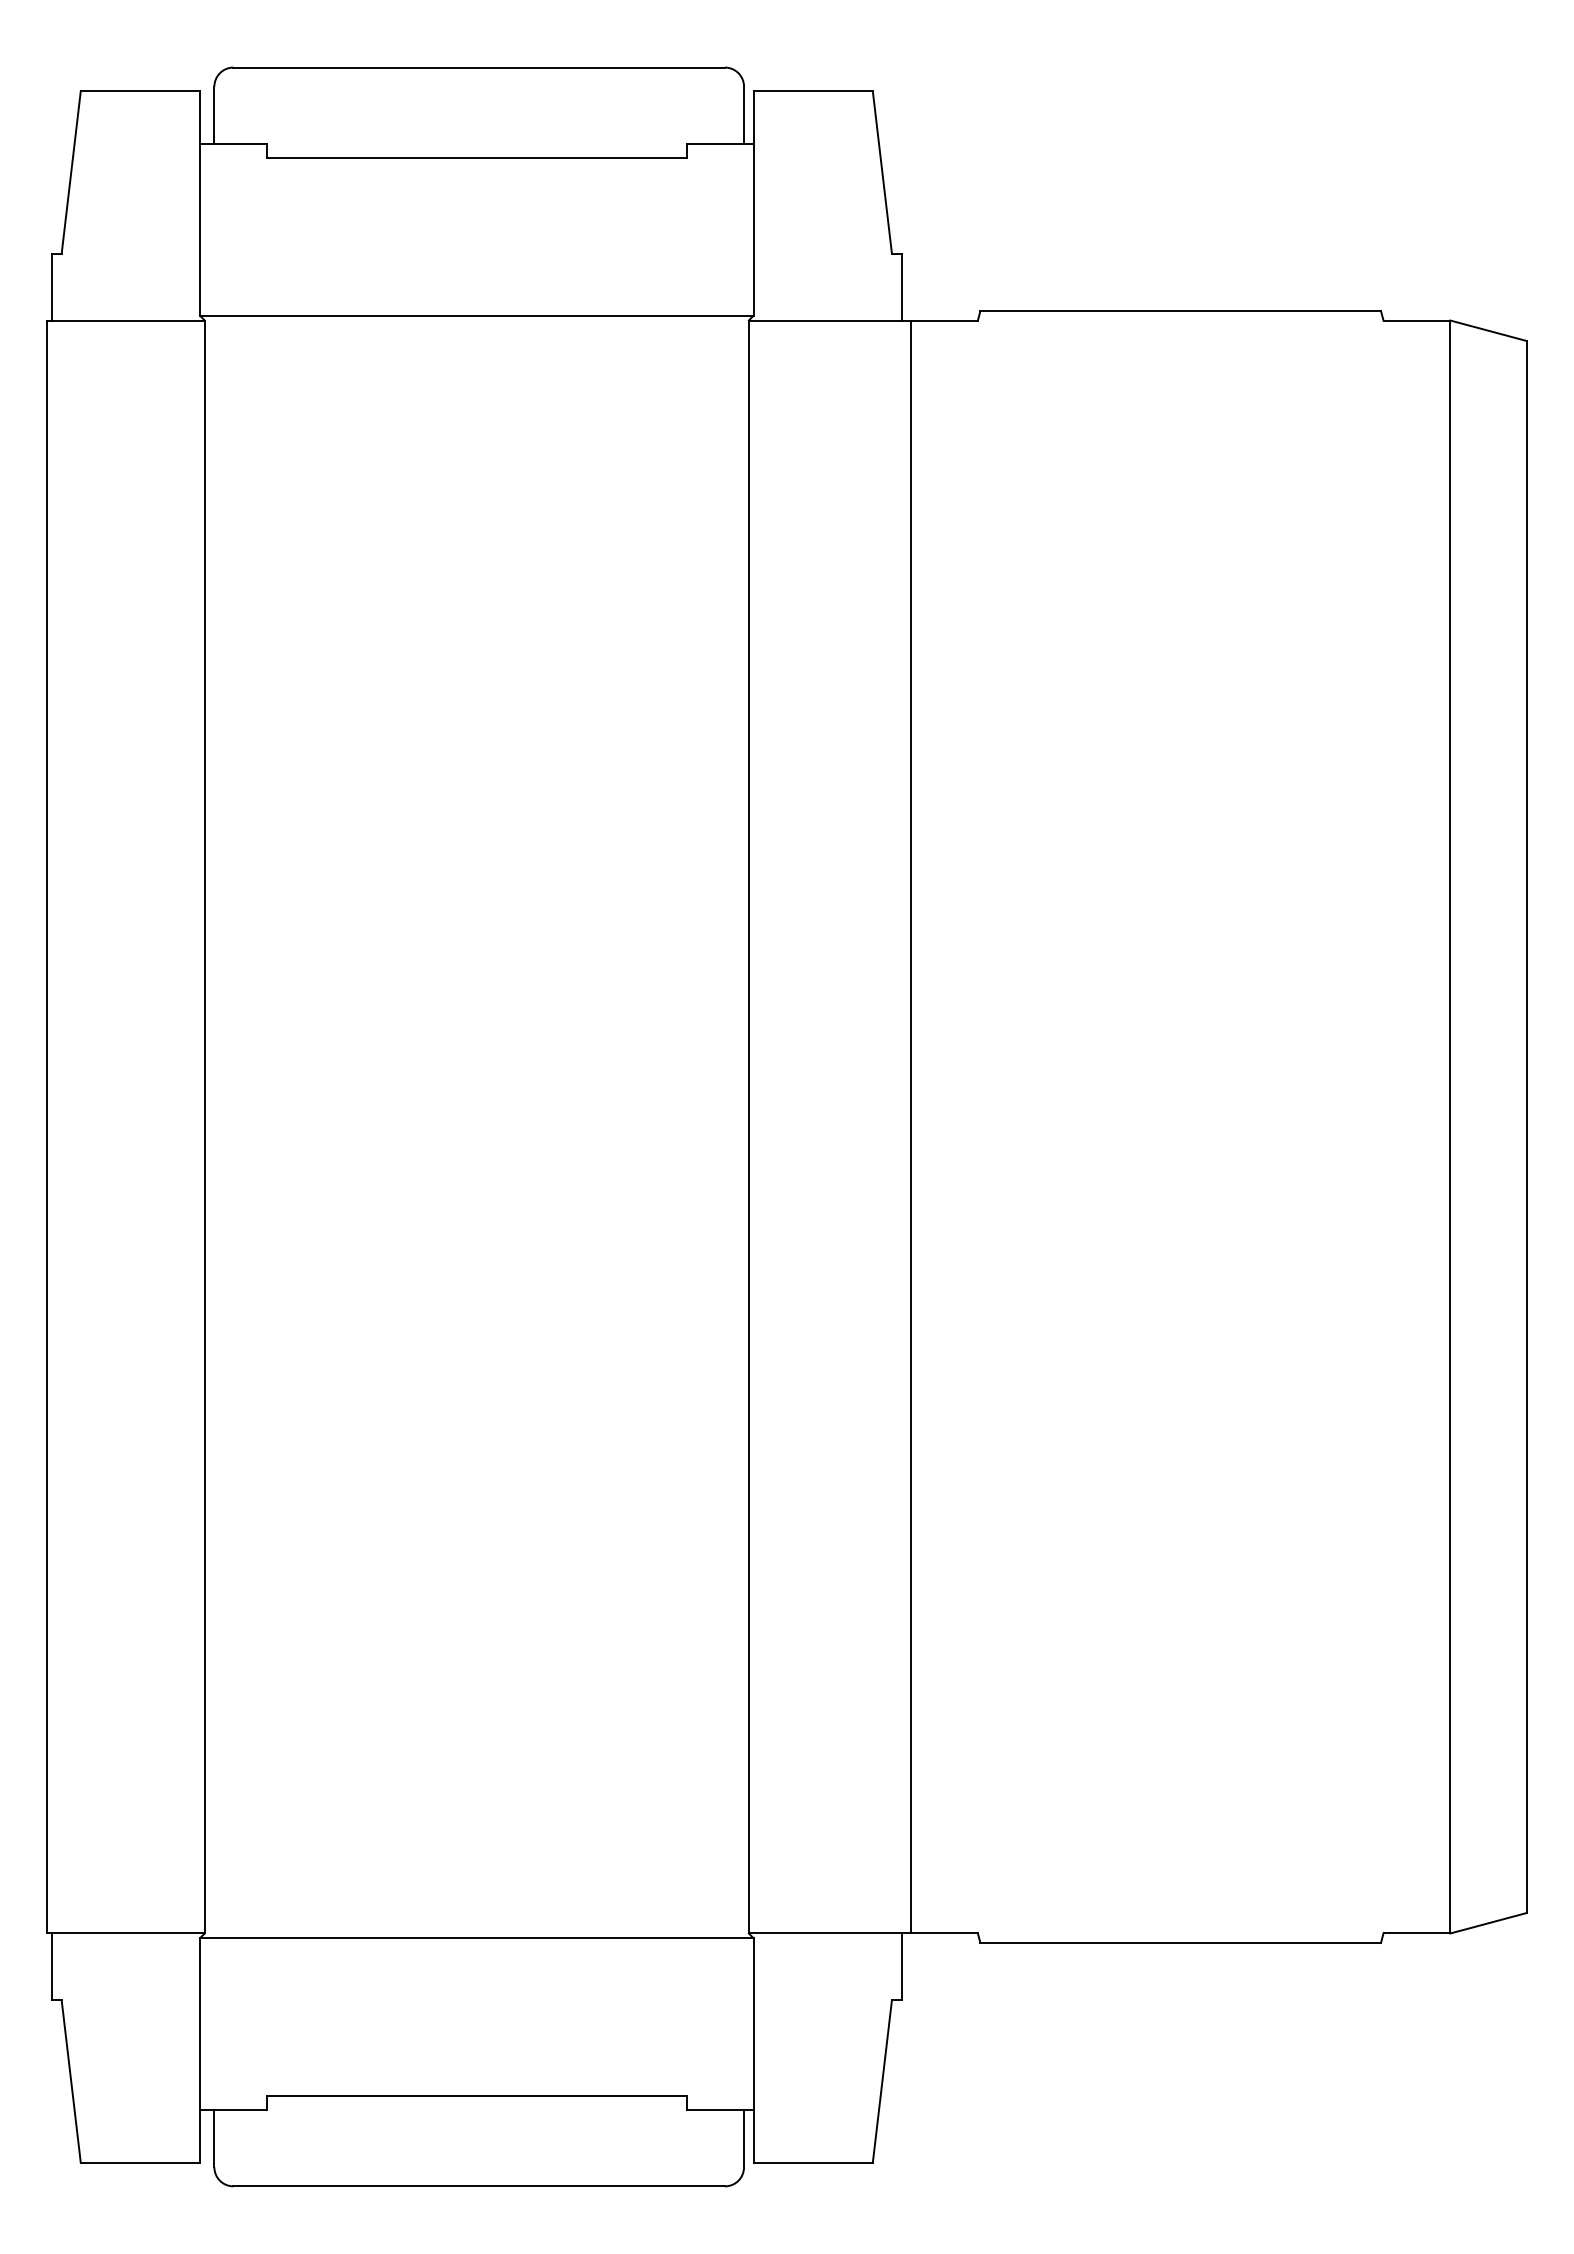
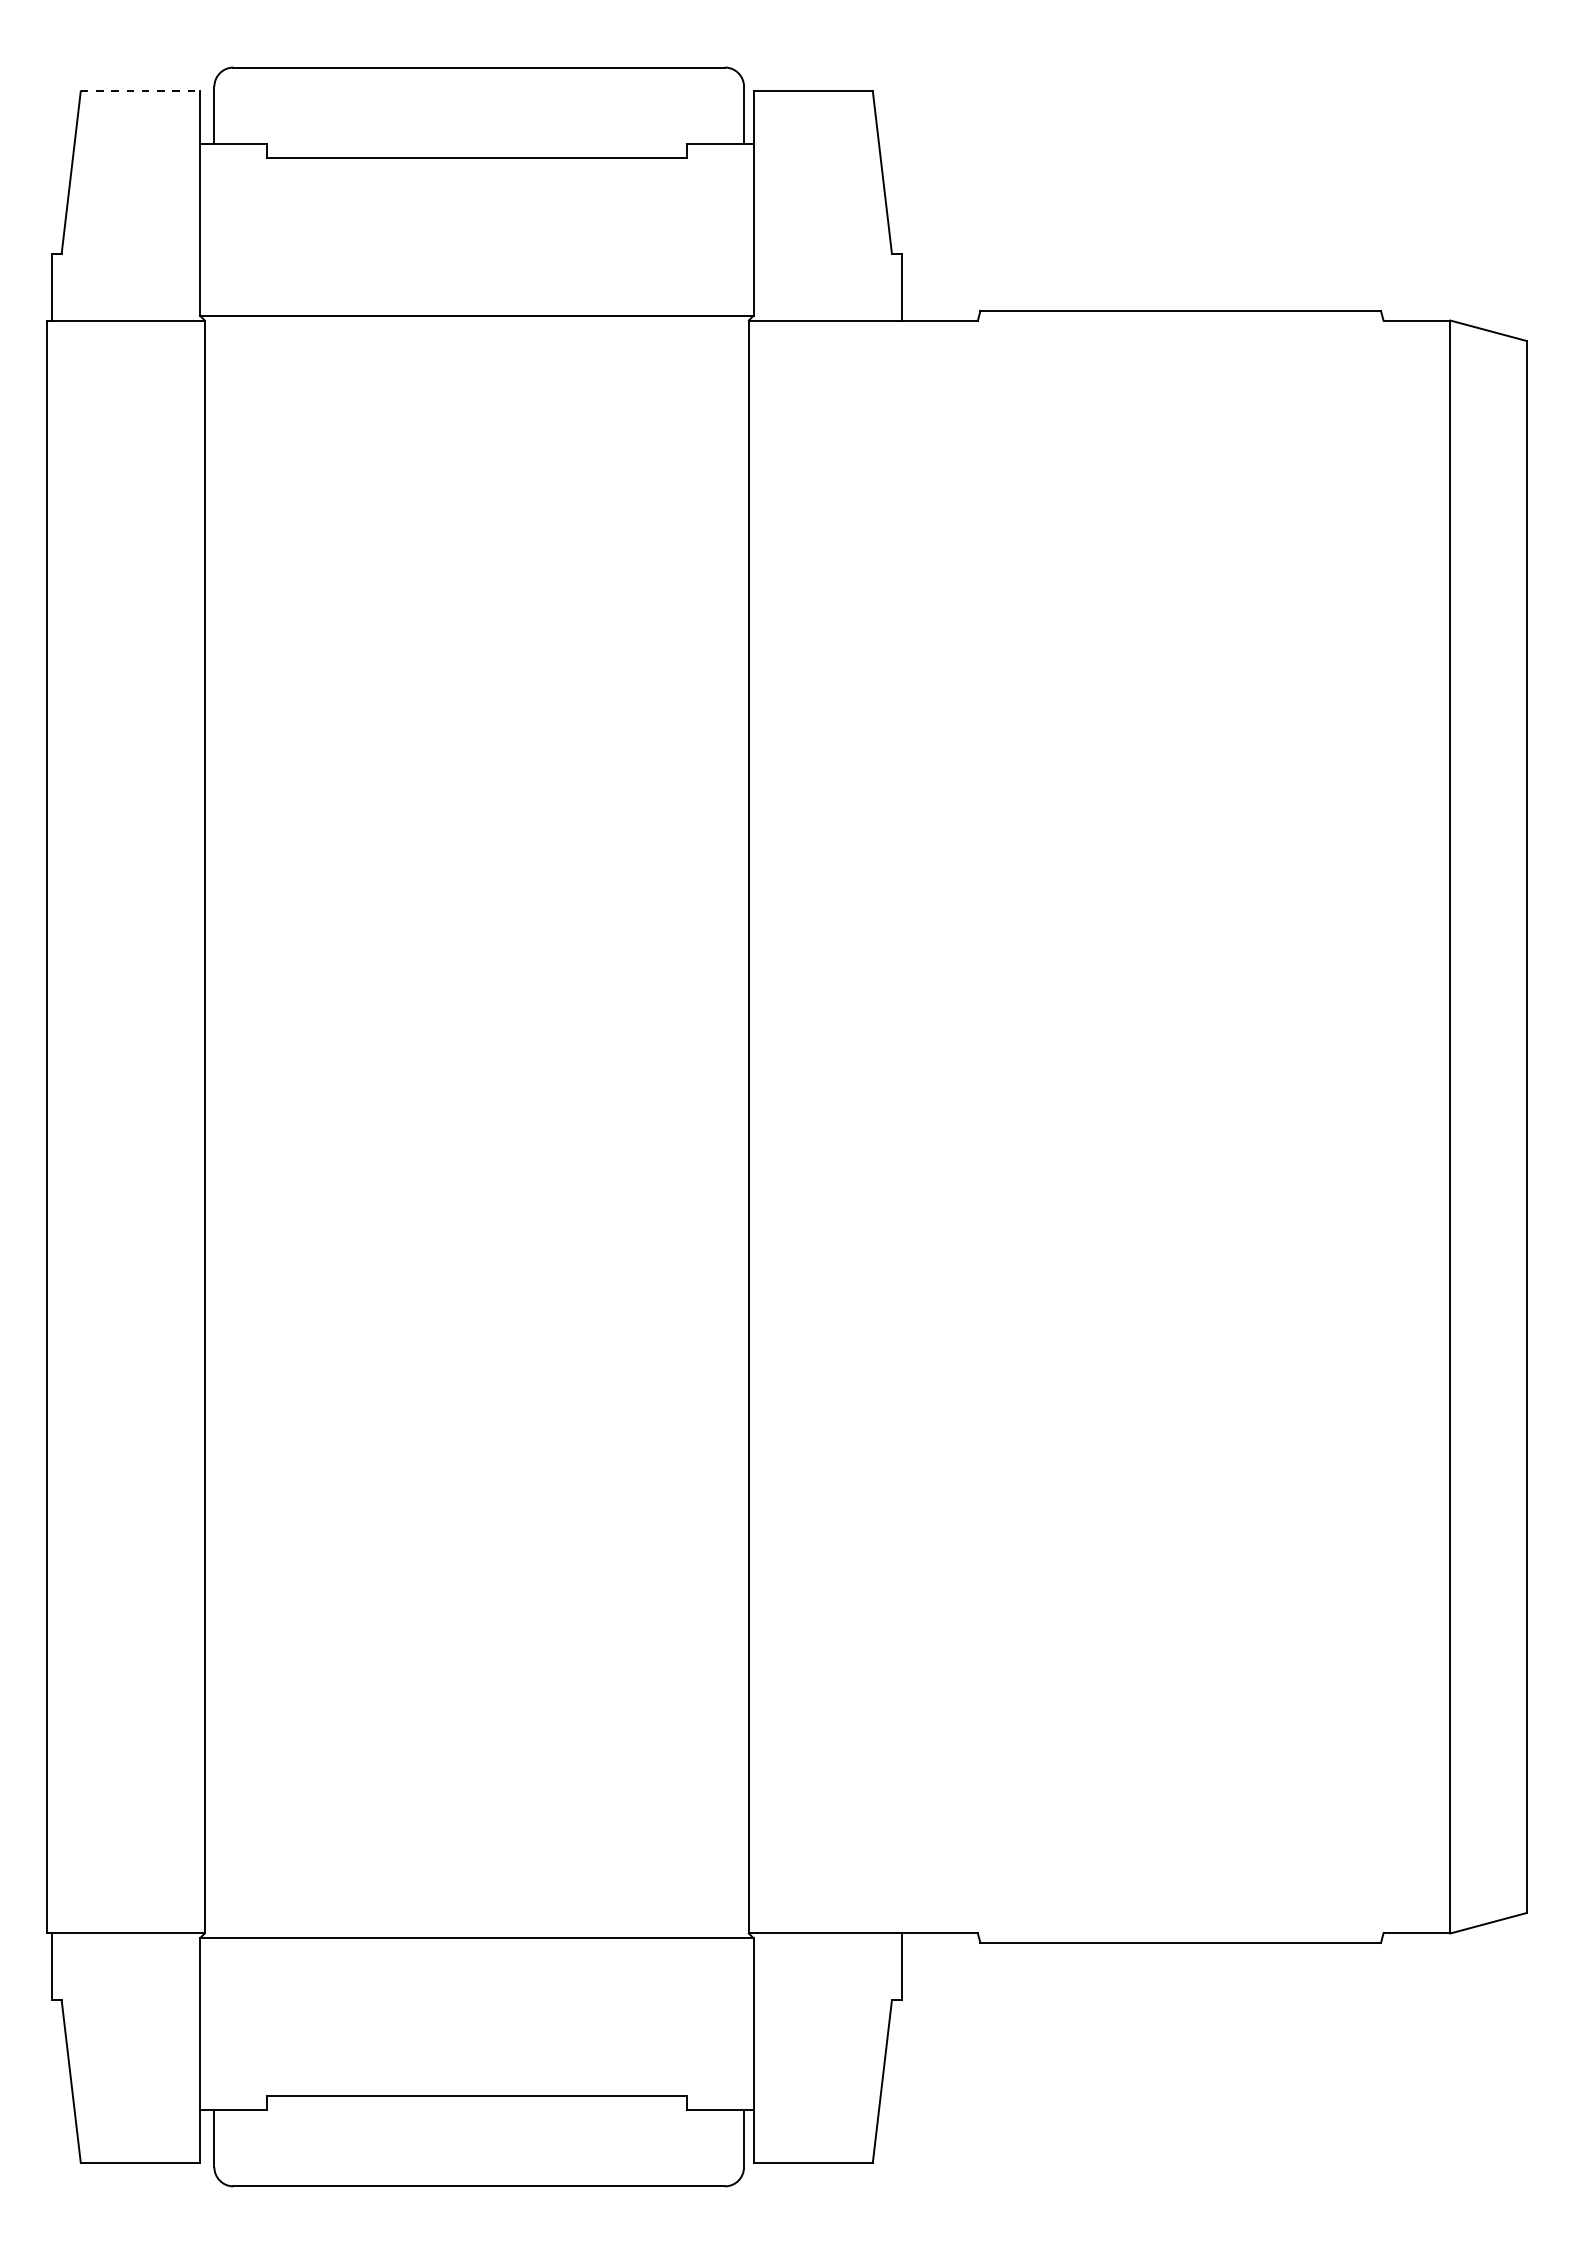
line: solid -> dashed (140, 91)
line: present -> none (911, 1126)
